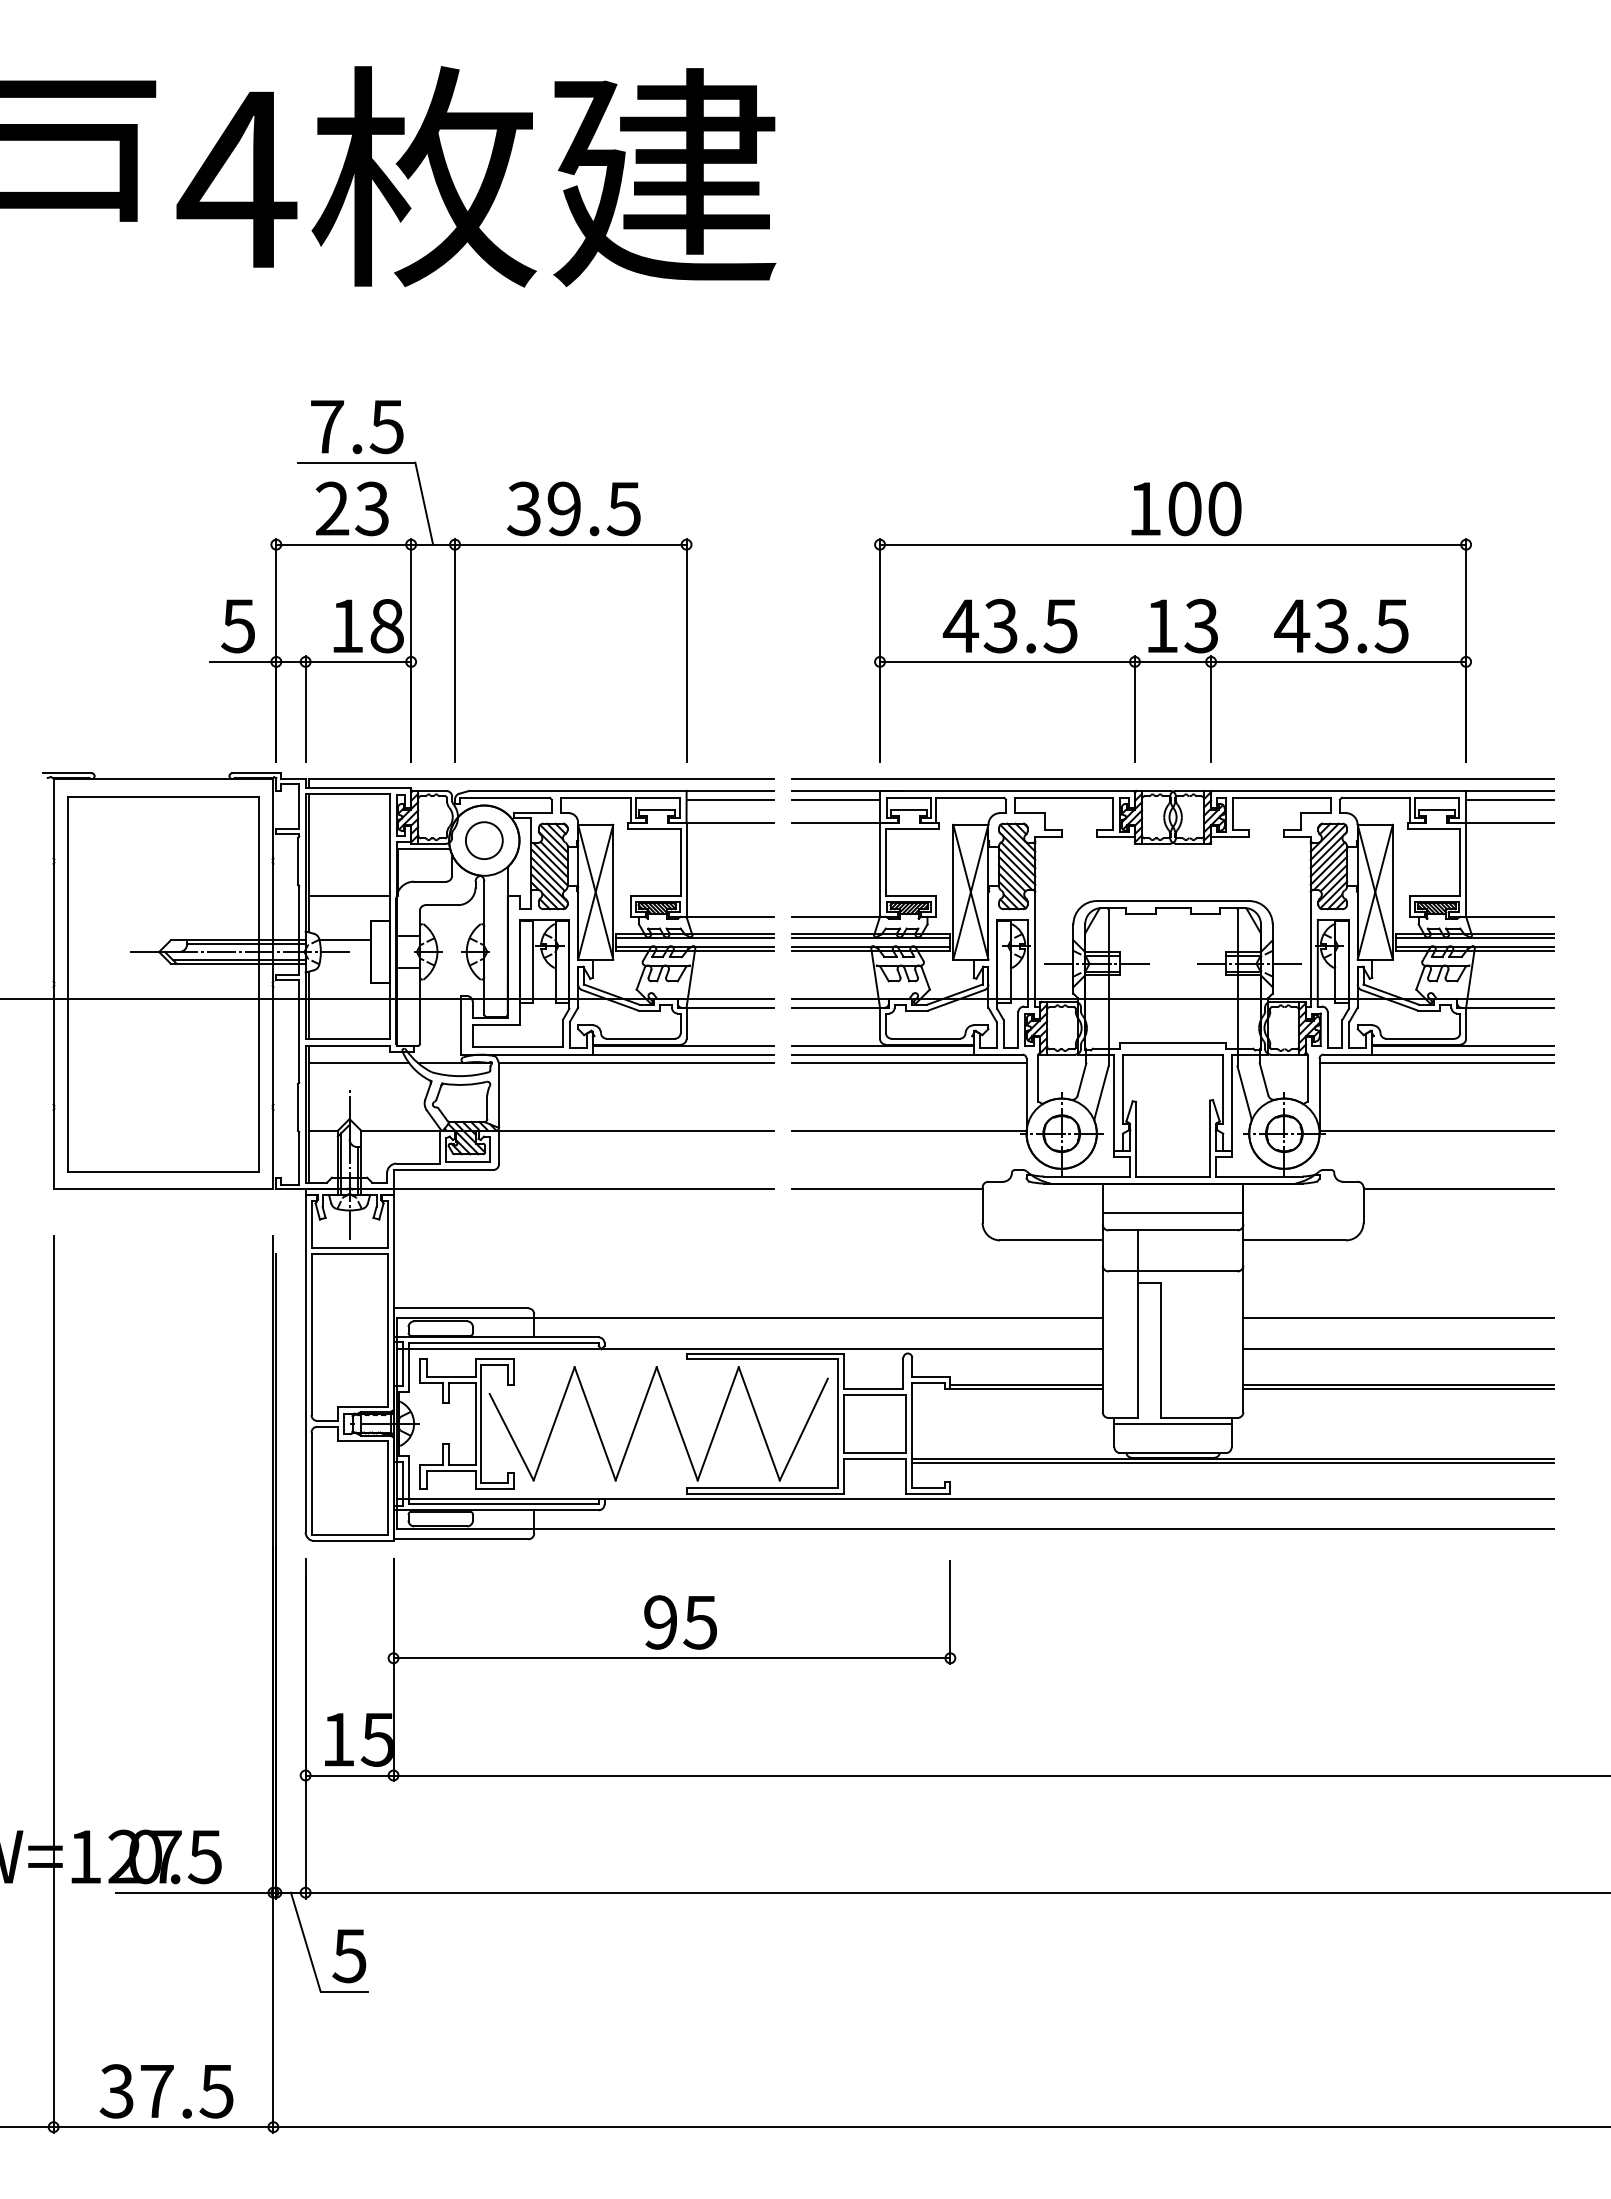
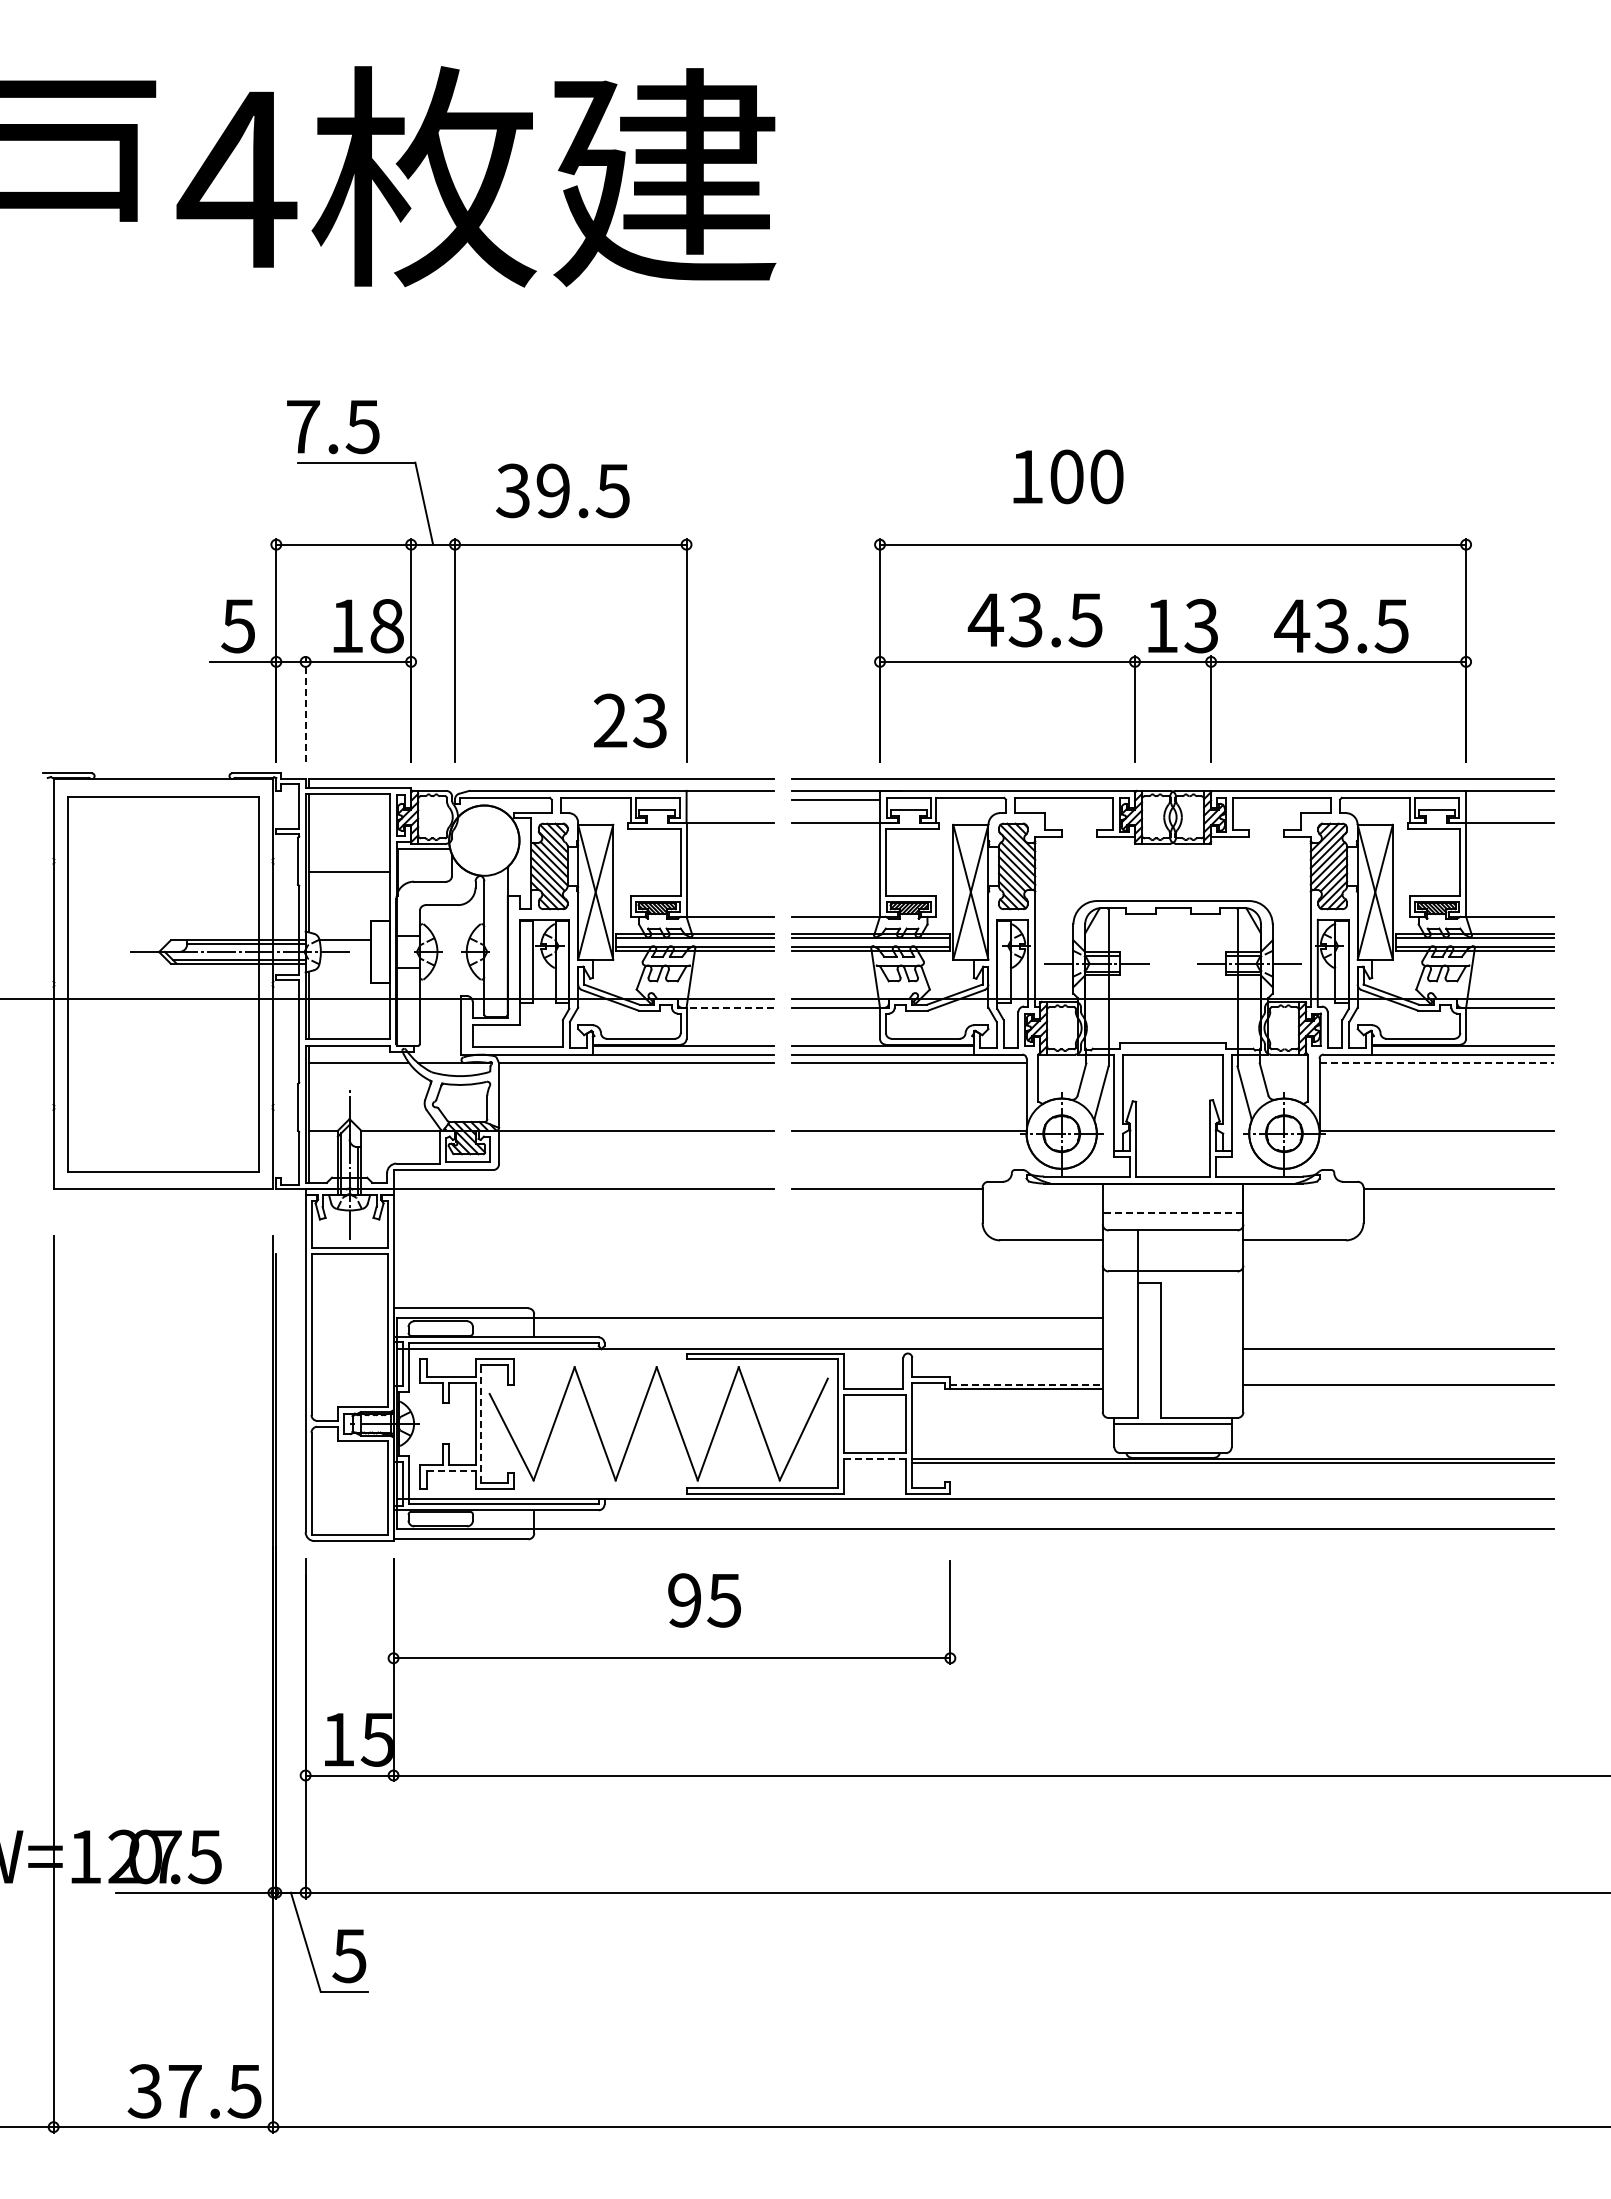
text position: (357, 427) -> (333, 427) (333, 427)
text position: (352, 508) -> (630, 720) (630, 720)
text position: (573, 508) -> (562, 490) (562, 490)
text position: (1186, 508) -> (1068, 476) (1068, 476)
text position: (1009, 625) -> (1034, 619) (1034, 619)
line: solid -> dashed (305, 708)
line: present -> none (730, 799)
line: present -> none (1509, 799)
circle: present -> none (484, 840)
line position: (349, 896) -> (349, 872) (349, 872)
line: solid -> dashed (729, 1007)
line: solid -> dashed (1437, 1063)
line: solid -> dashed (1172, 1212)
line: present -> none (1398, 1318)
line: solid -> dashed (1027, 1384)
line: present -> none (1398, 1388)
line: solid -> dashed (481, 1423)
line: solid -> dashed (874, 1459)
line: solid -> dashed (451, 1470)
text position: (680, 1622) -> (704, 1600) (704, 1600)
text position: (166, 2091) -> (194, 2091) (194, 2091)
